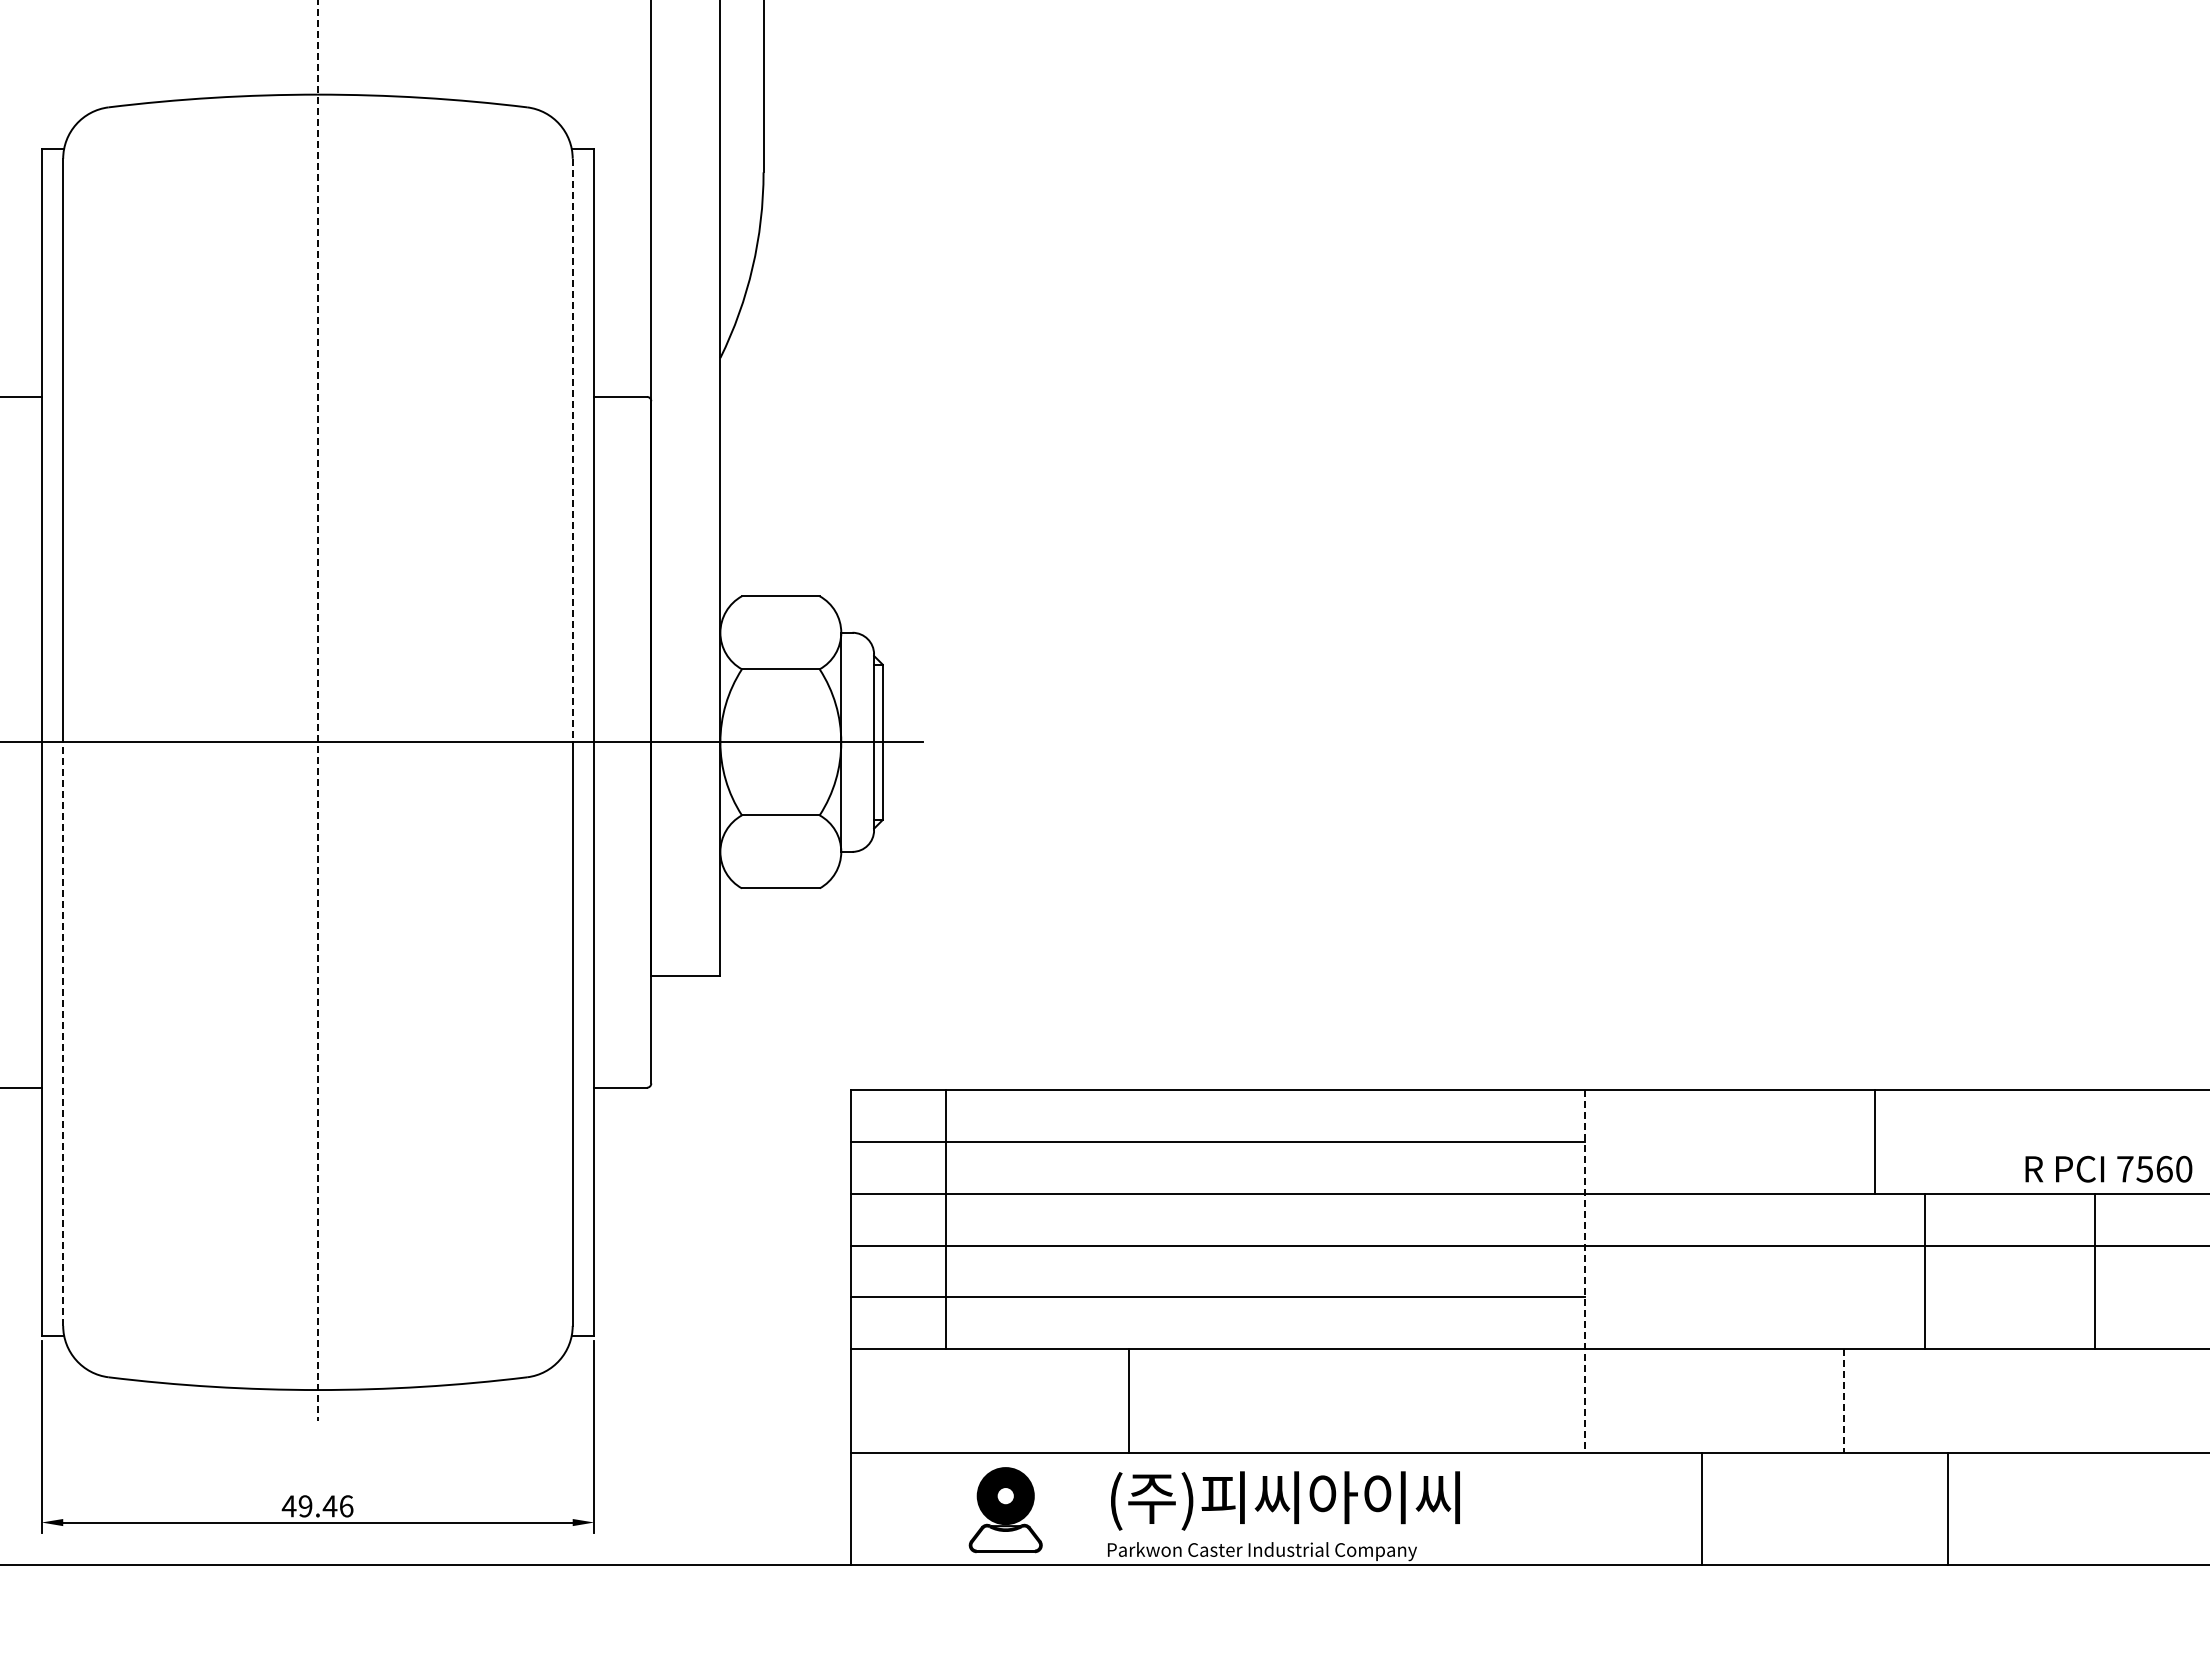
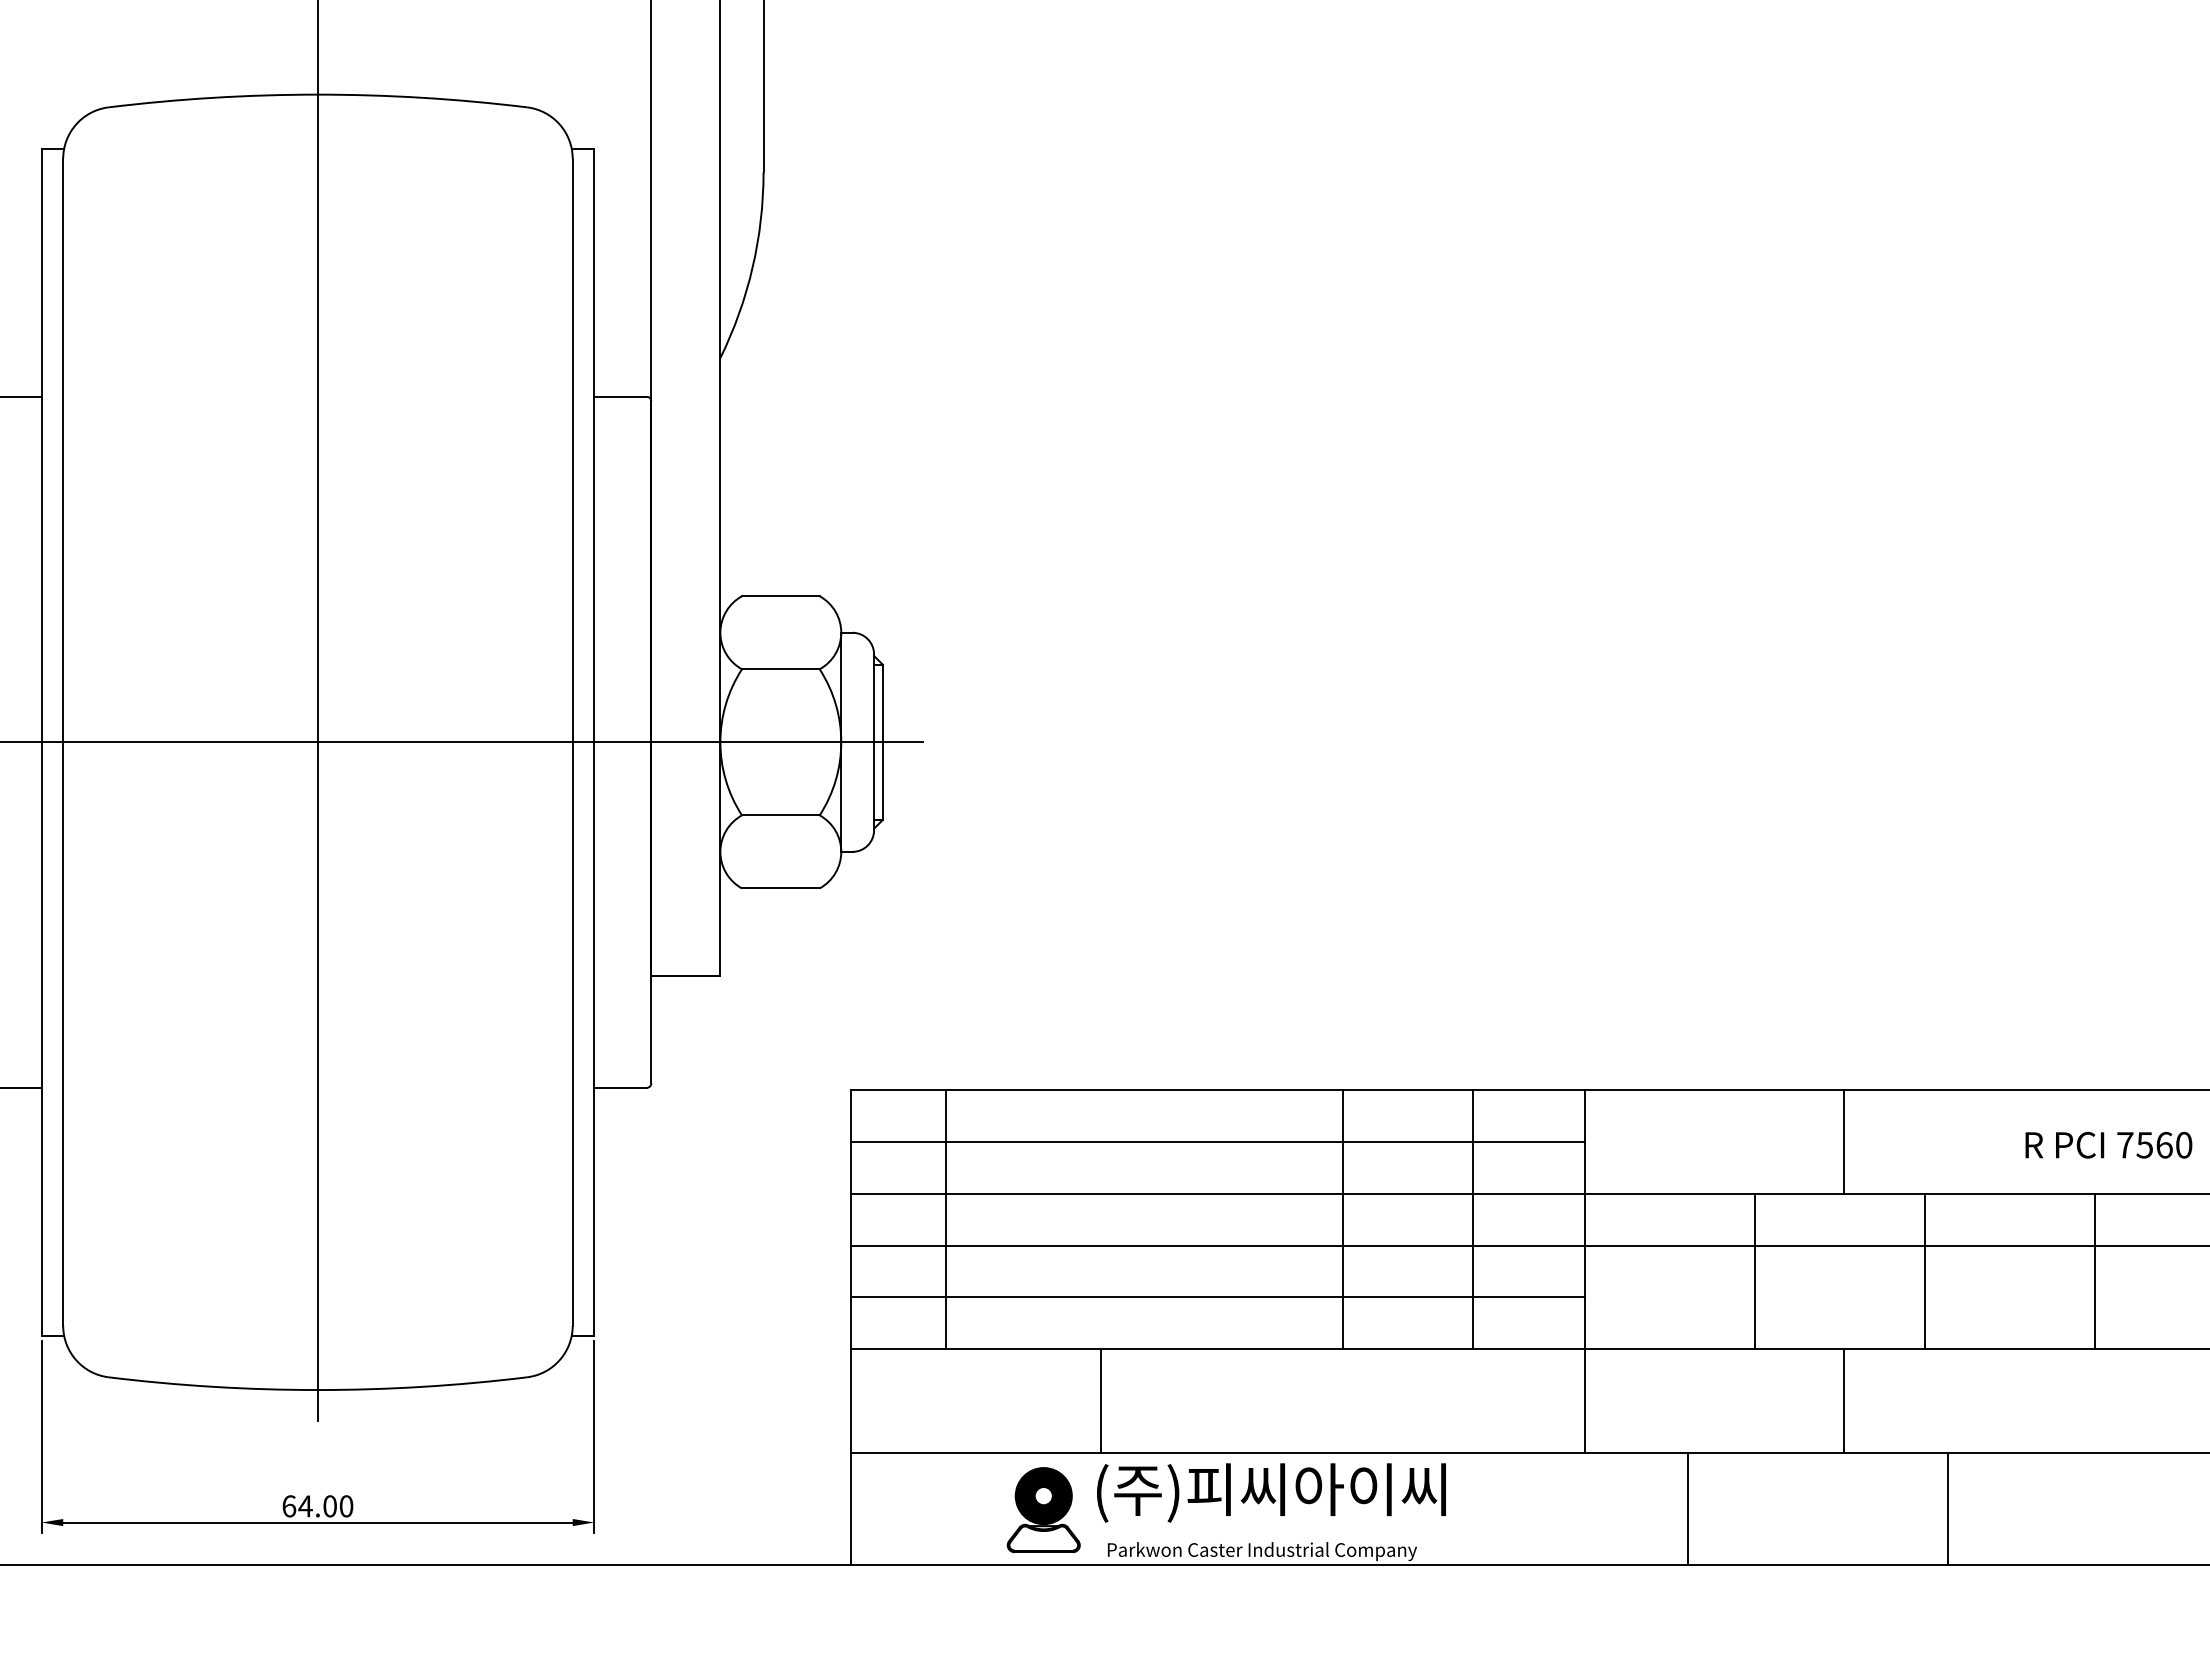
line: dashed -> solid (572, 450)
line: dashed -> solid (317, 711)
line: dashed -> solid (63, 1034)
line position: (1874, 1141) -> (1843, 1141) (1843, 1141)
text position: (2108, 1168) -> (2108, 1144) (2108, 1144)
line: none -> present (1343, 1219)
line: none -> present (1472, 1219)
line: none -> present (1754, 1271)
line: dashed -> solid (1584, 1272)
line position: (1129, 1400) -> (1101, 1400) (1101, 1400)
line: dashed -> solid (1843, 1401)
text position: (1285, 1500) -> (1271, 1492) (1271, 1492)
text: 49.46 -> 64.00 (317, 1506)
line position: (1702, 1508) -> (1688, 1508) (1688, 1508)
part position: (1005, 1510) -> (1043, 1510) (1043, 1510)
